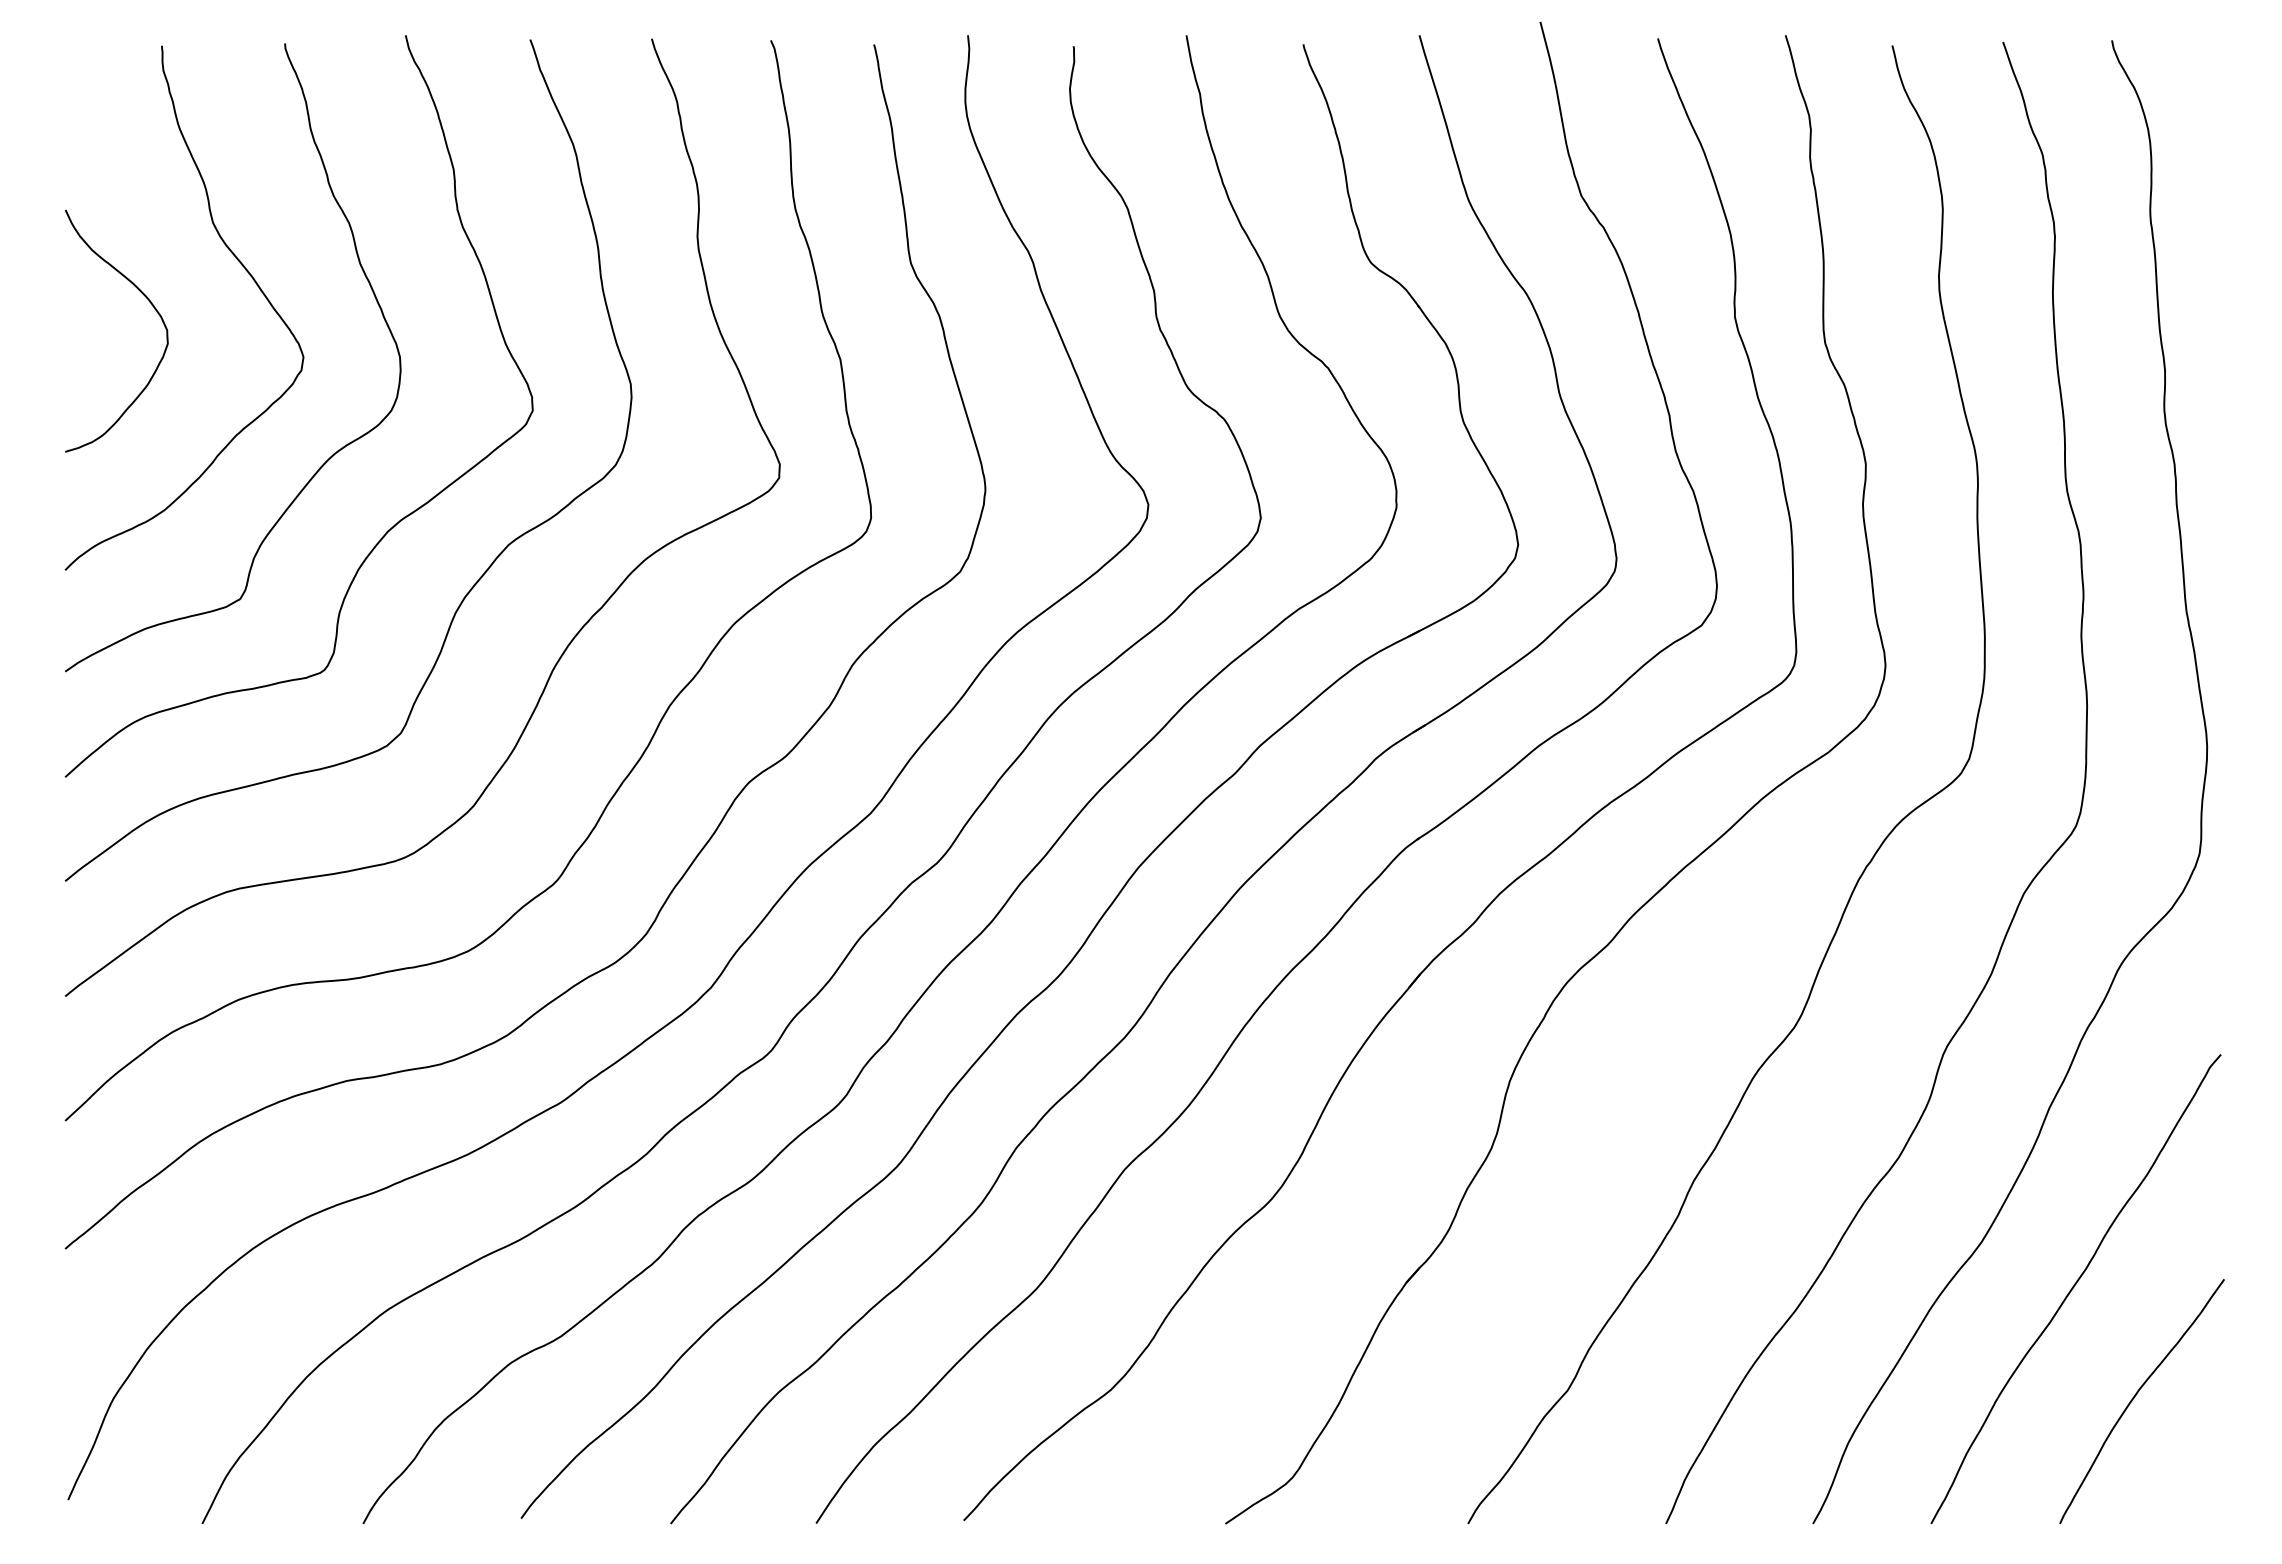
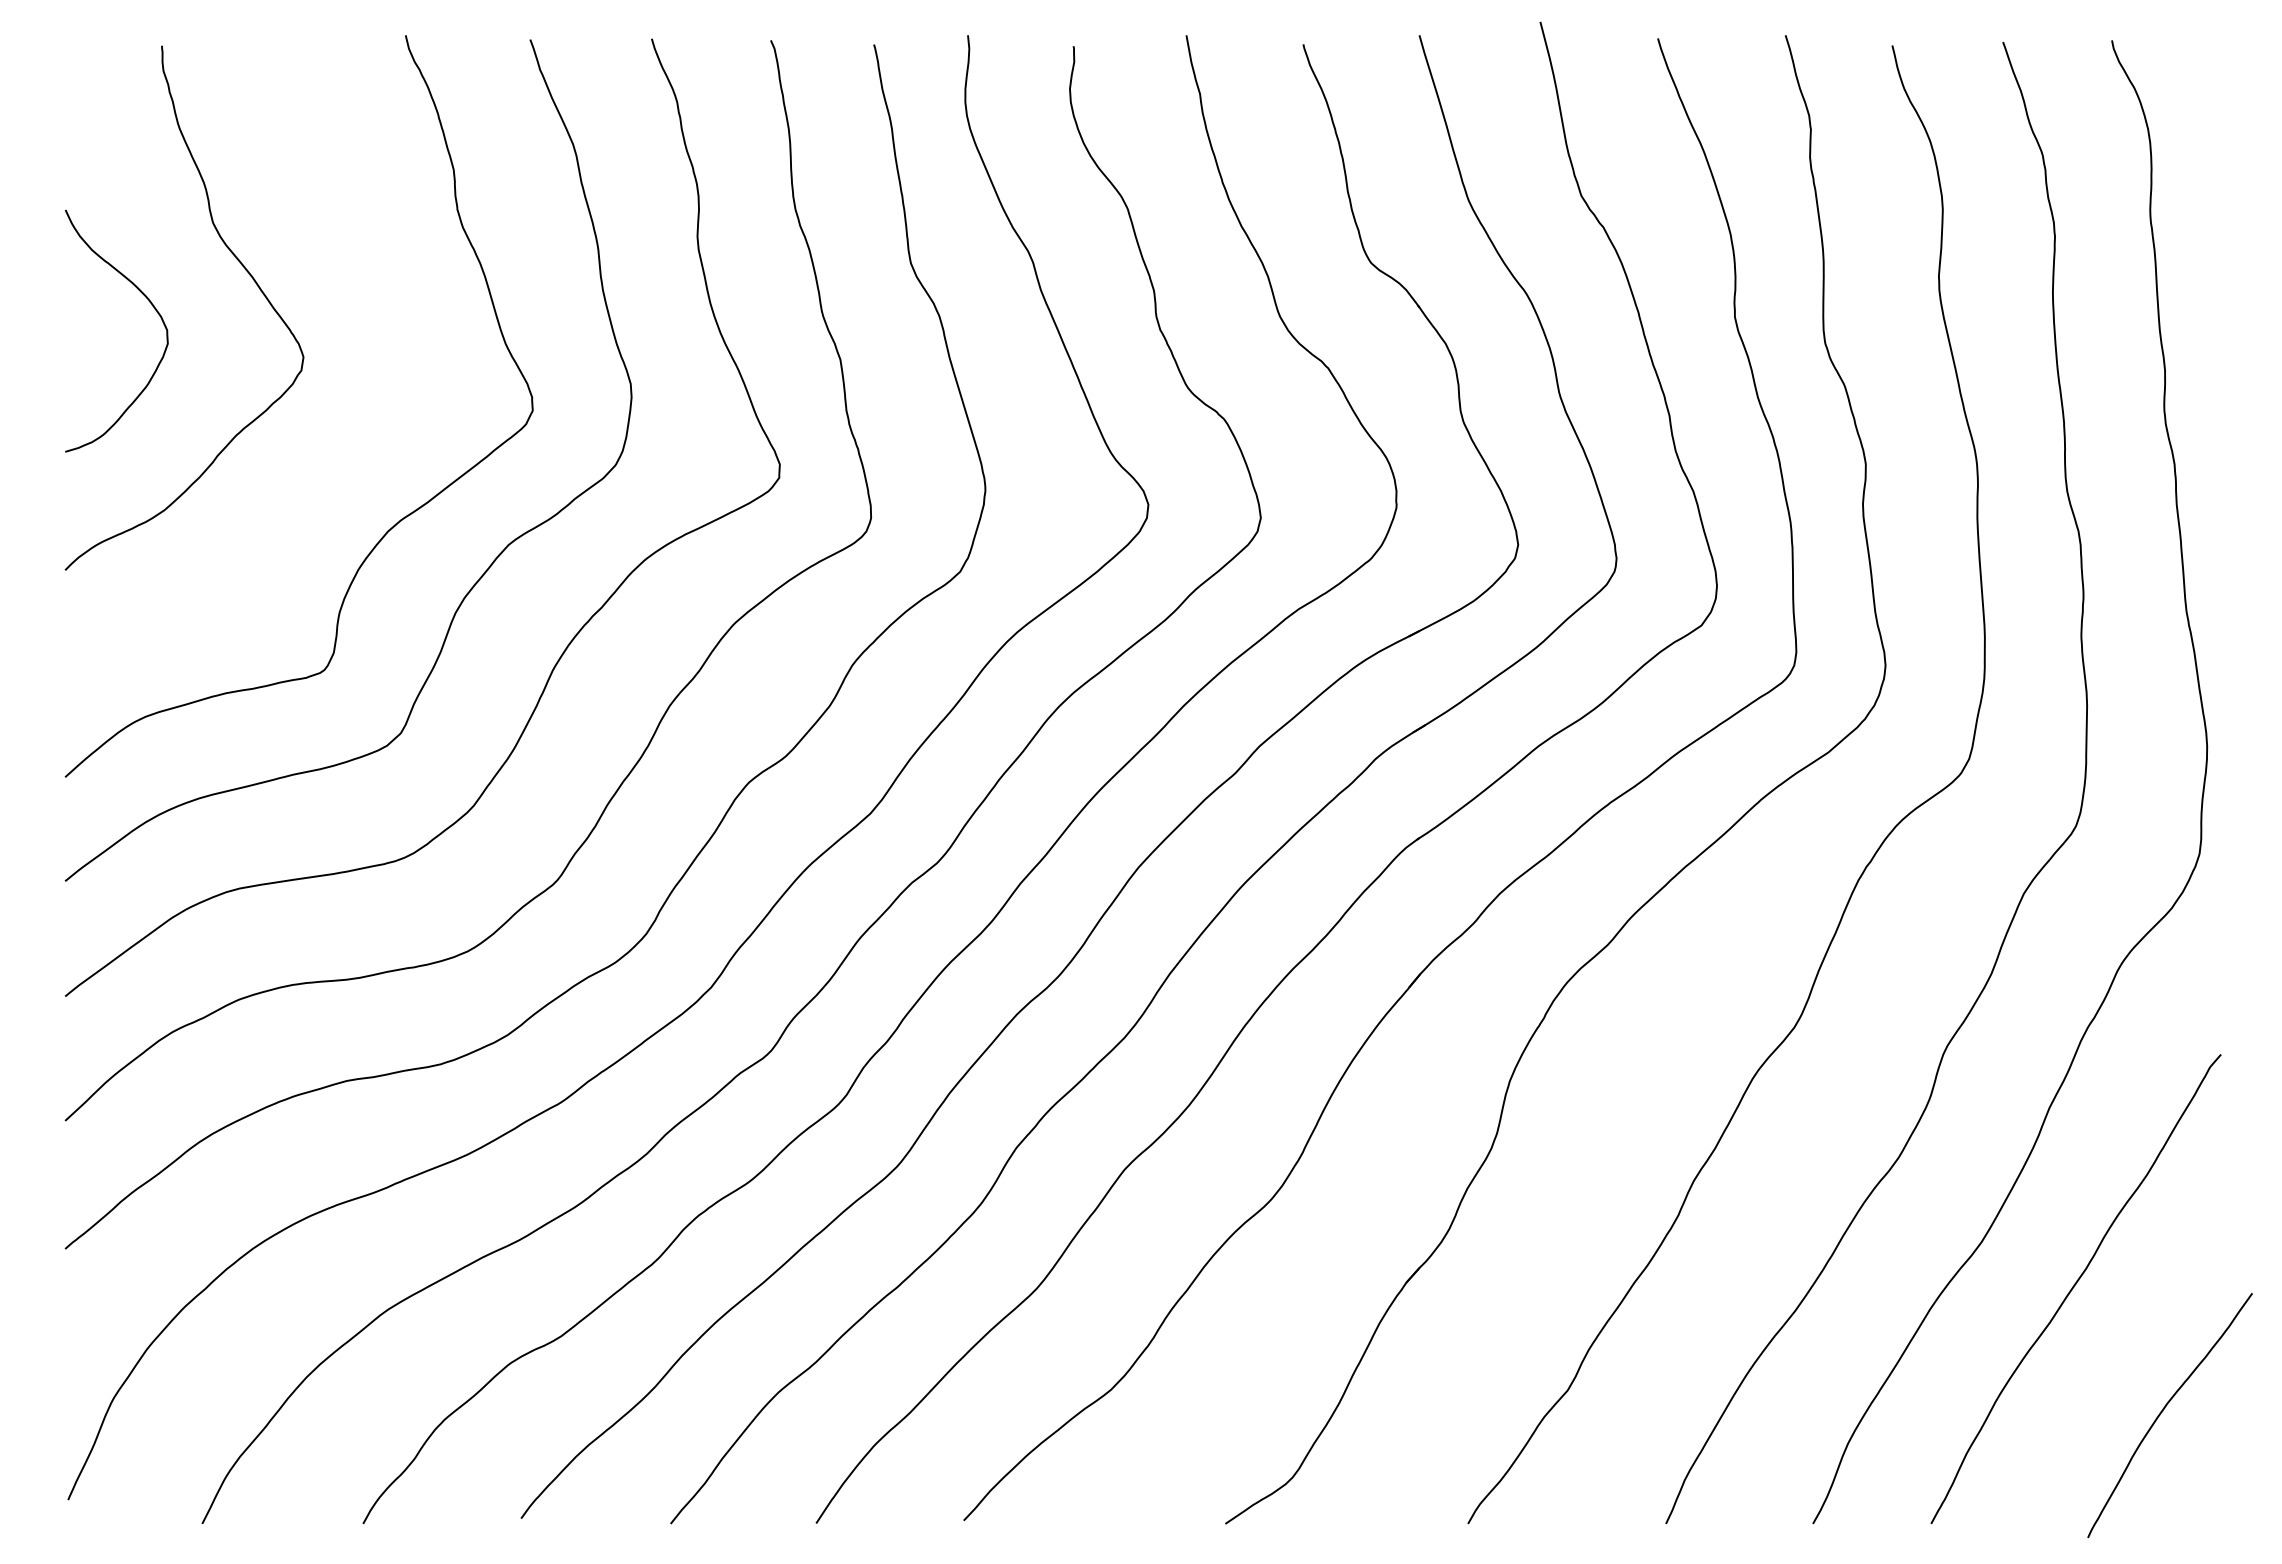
curve: present -> none (331, 455)
curve position: (2135, 1397) -> (2163, 1411) (2163, 1411)
